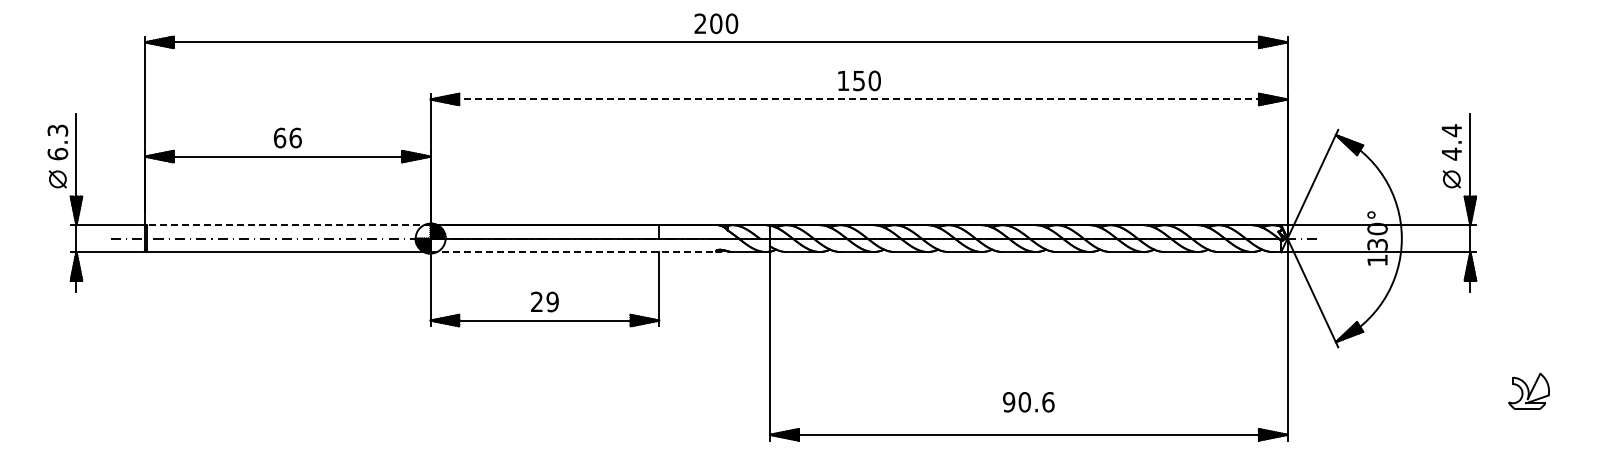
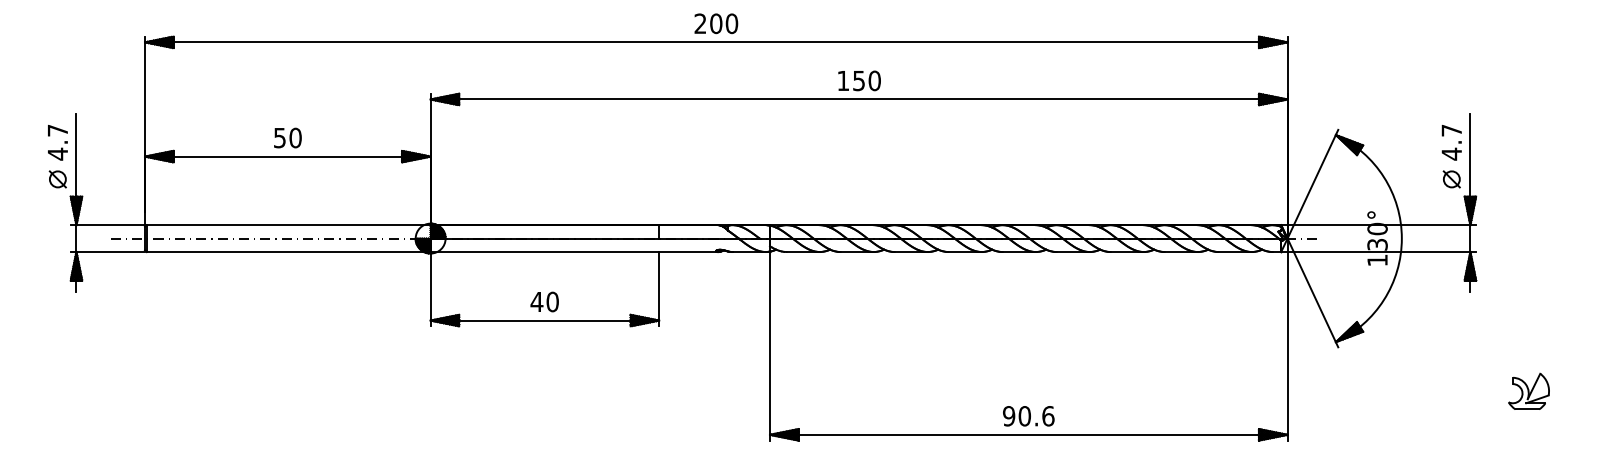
line: dashed -> solid (859, 99)
text: 4.4 -> 4.7 (1451, 130)
text: 66 -> 50 (287, 137)
text: 6.3 -> 4.7 (57, 142)
line: dashed -> solid (288, 225)
line: dashed -> solid (574, 252)
text: 29 -> 40 (544, 301)
text position: (1028, 402) -> (1028, 416) (1028, 416)
